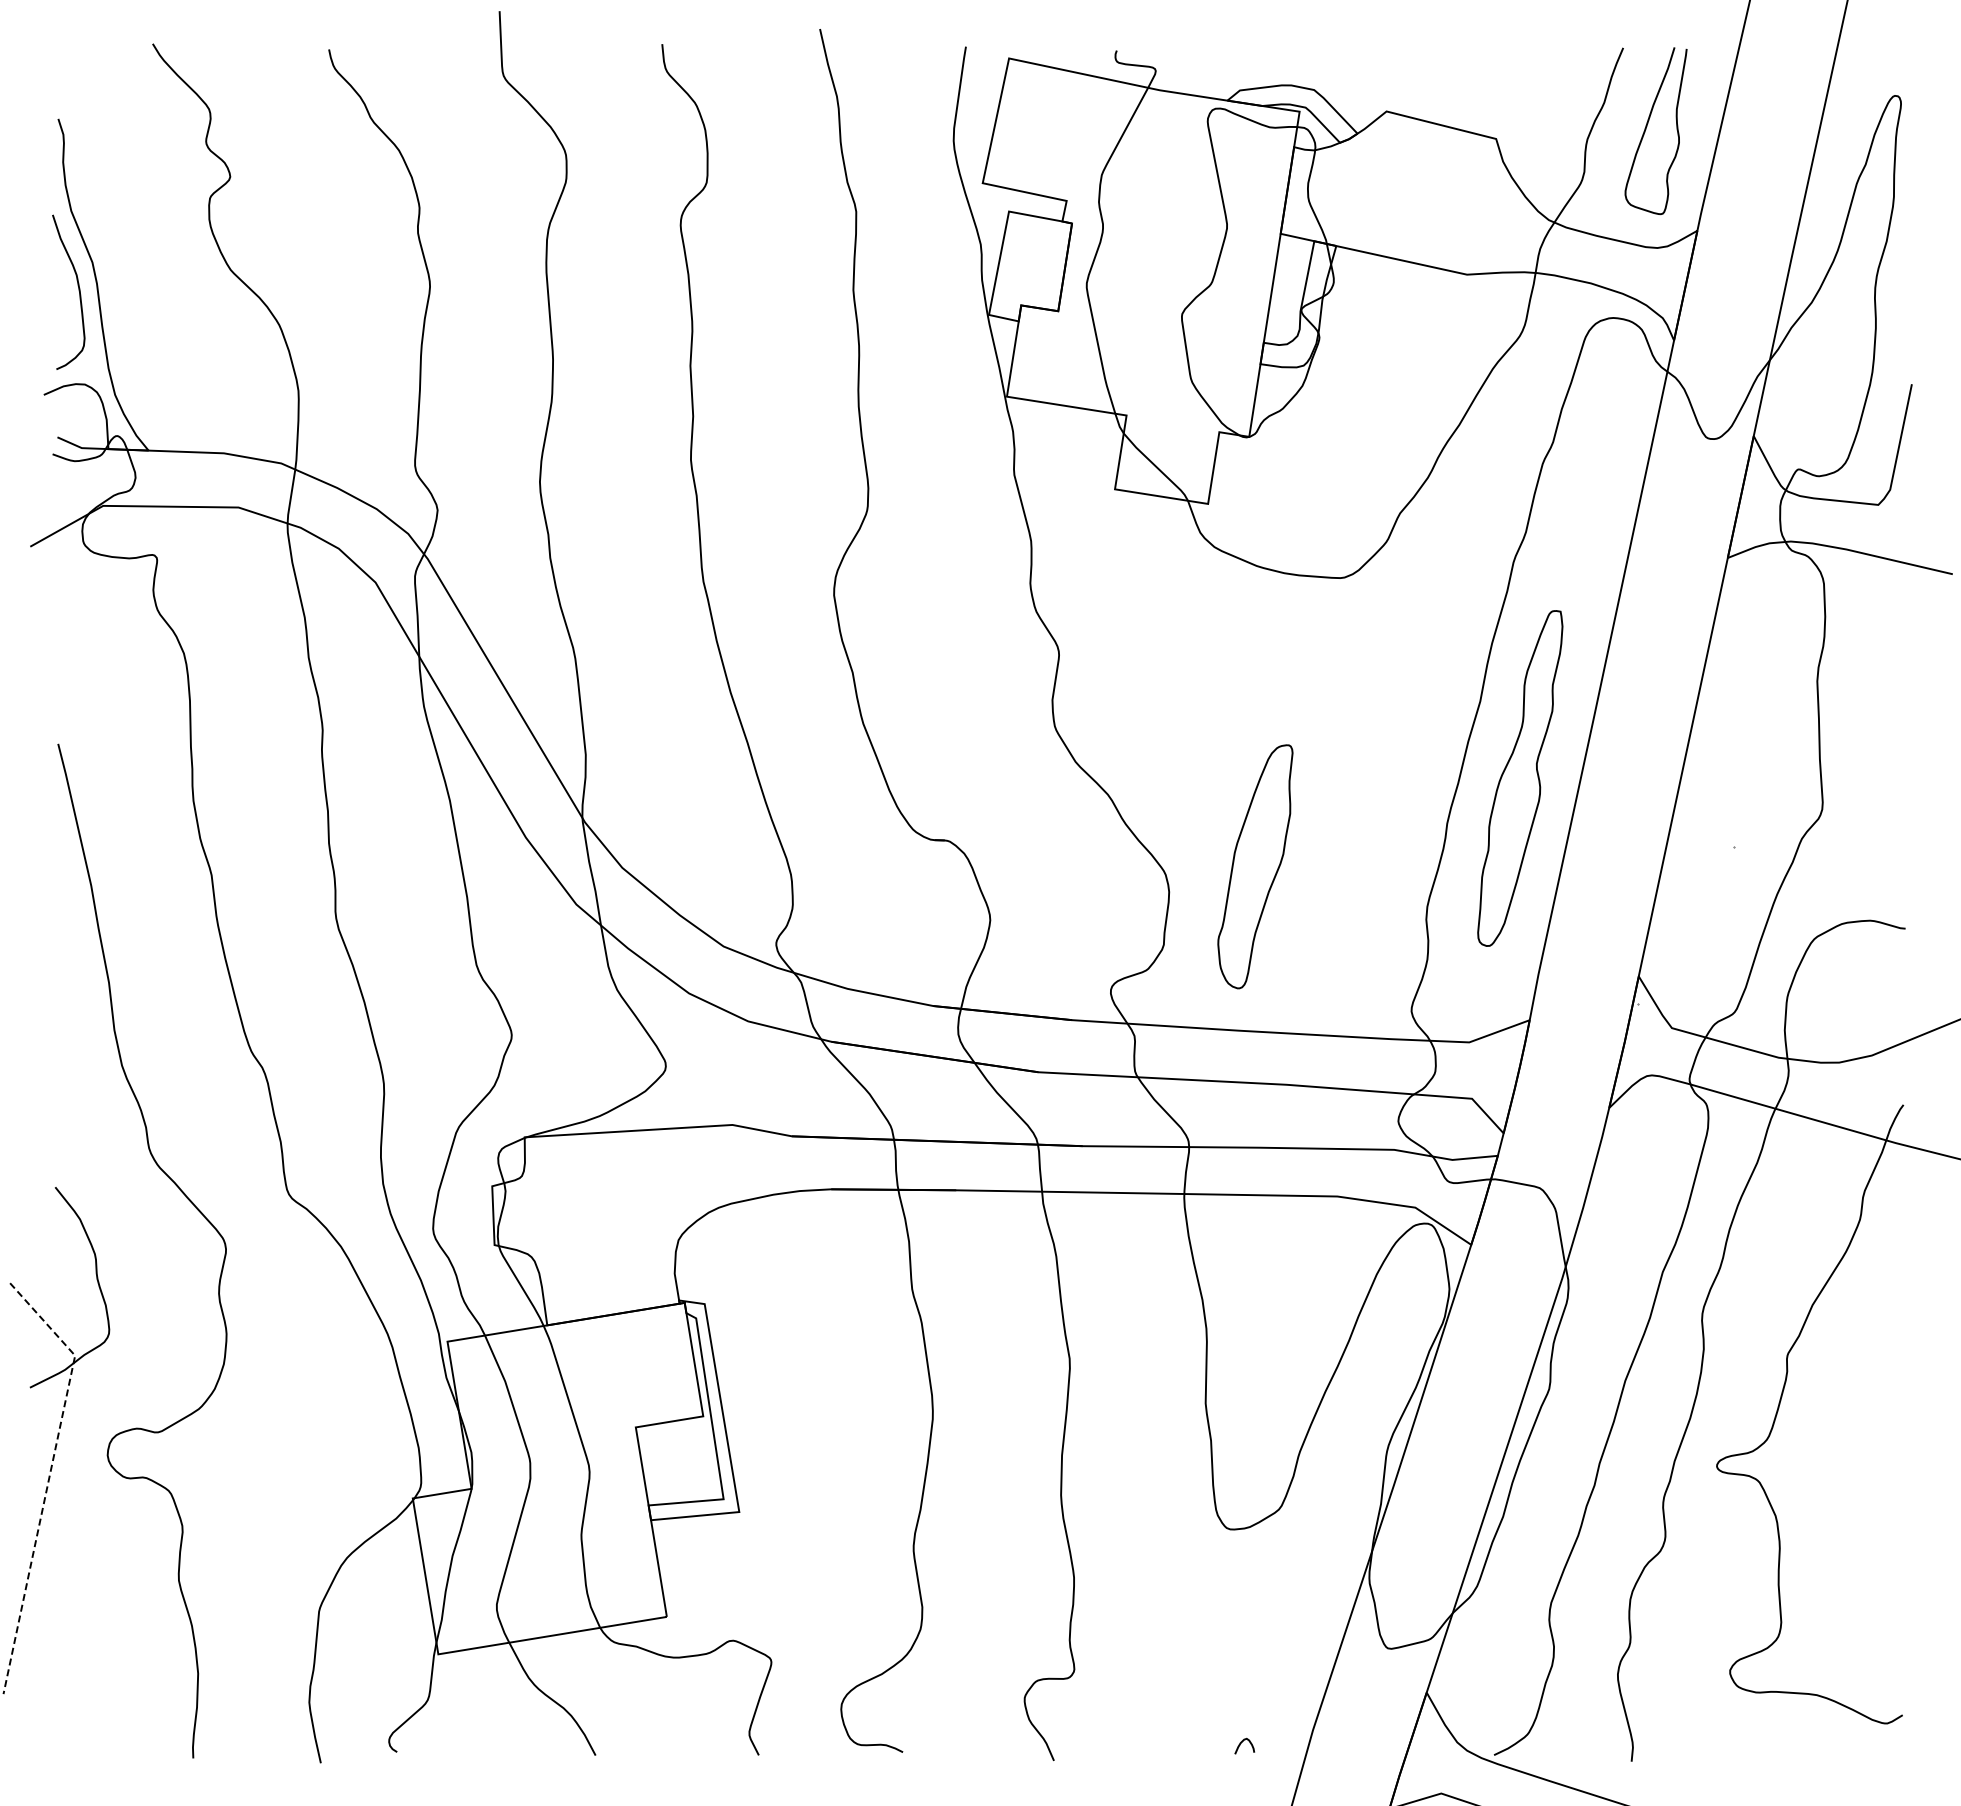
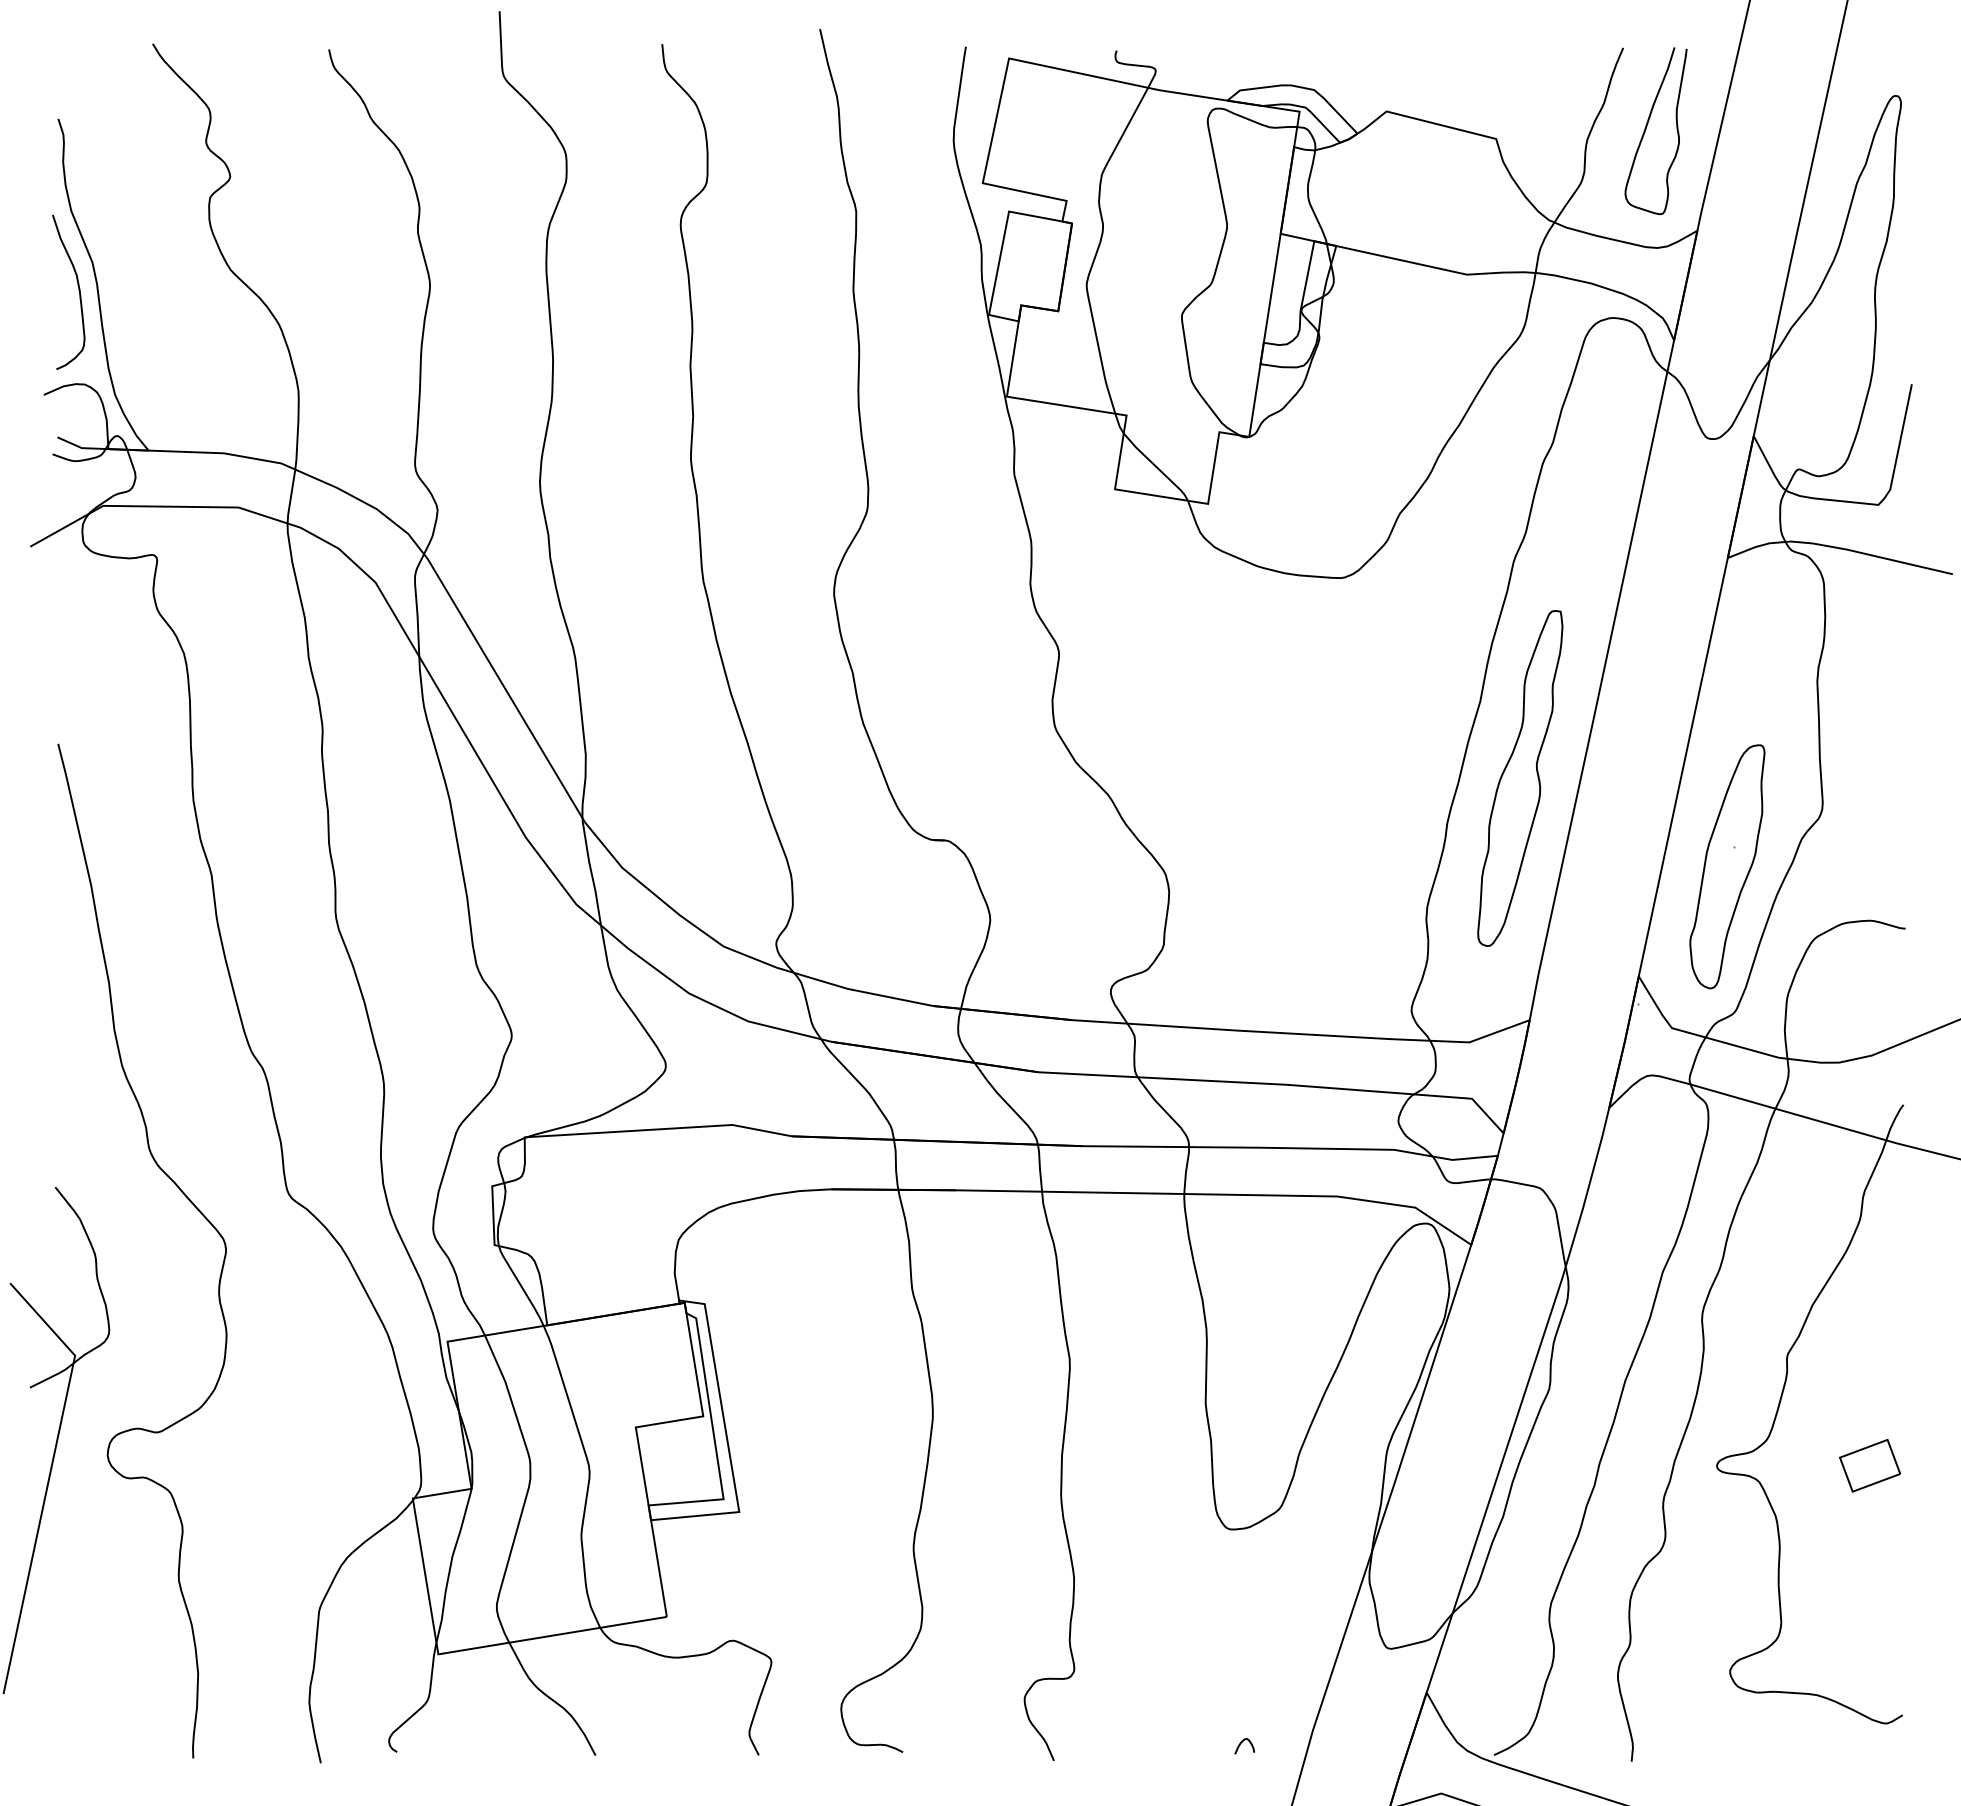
part position: (1255, 866) -> (1727, 866) (1727, 866)
part: none -> present (1869, 1465)
line: dashed -> solid (49, 1476)
